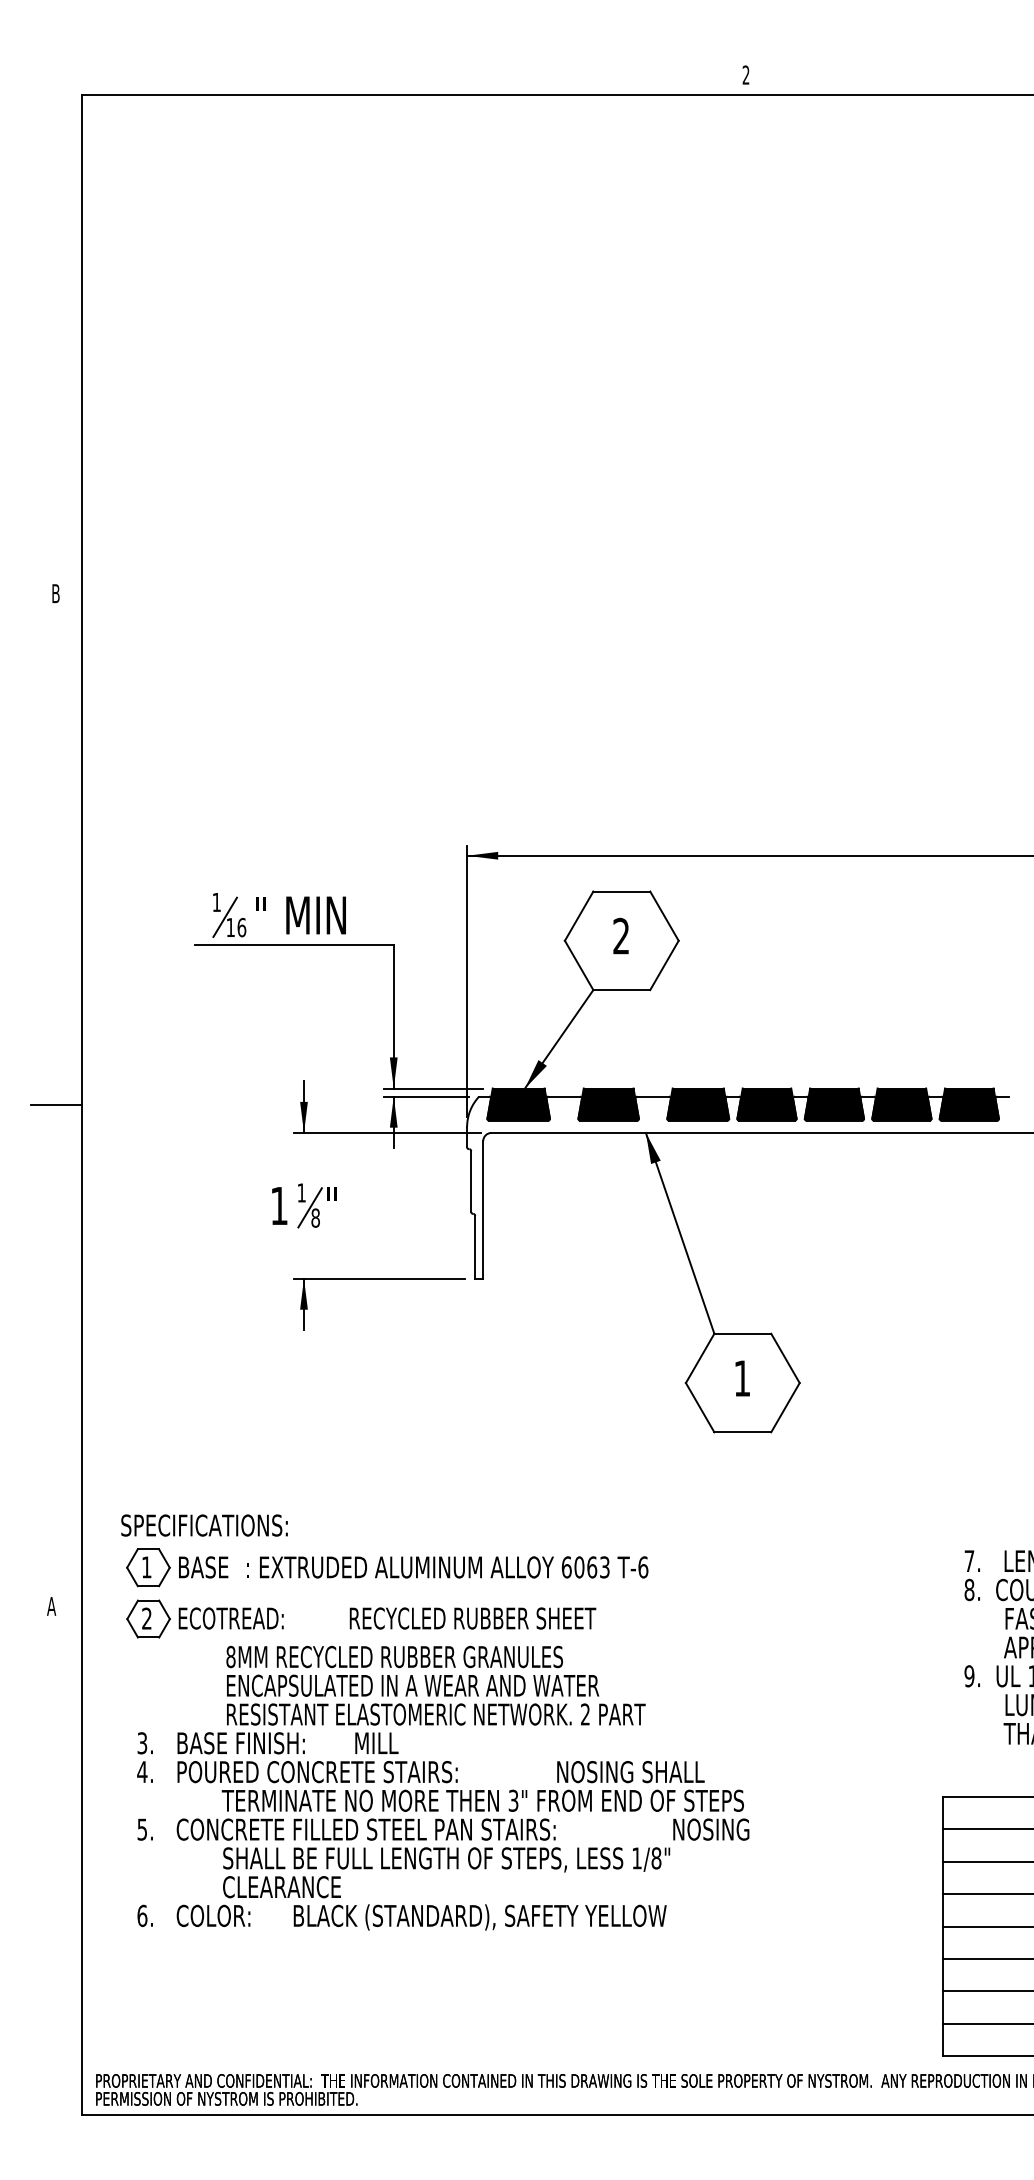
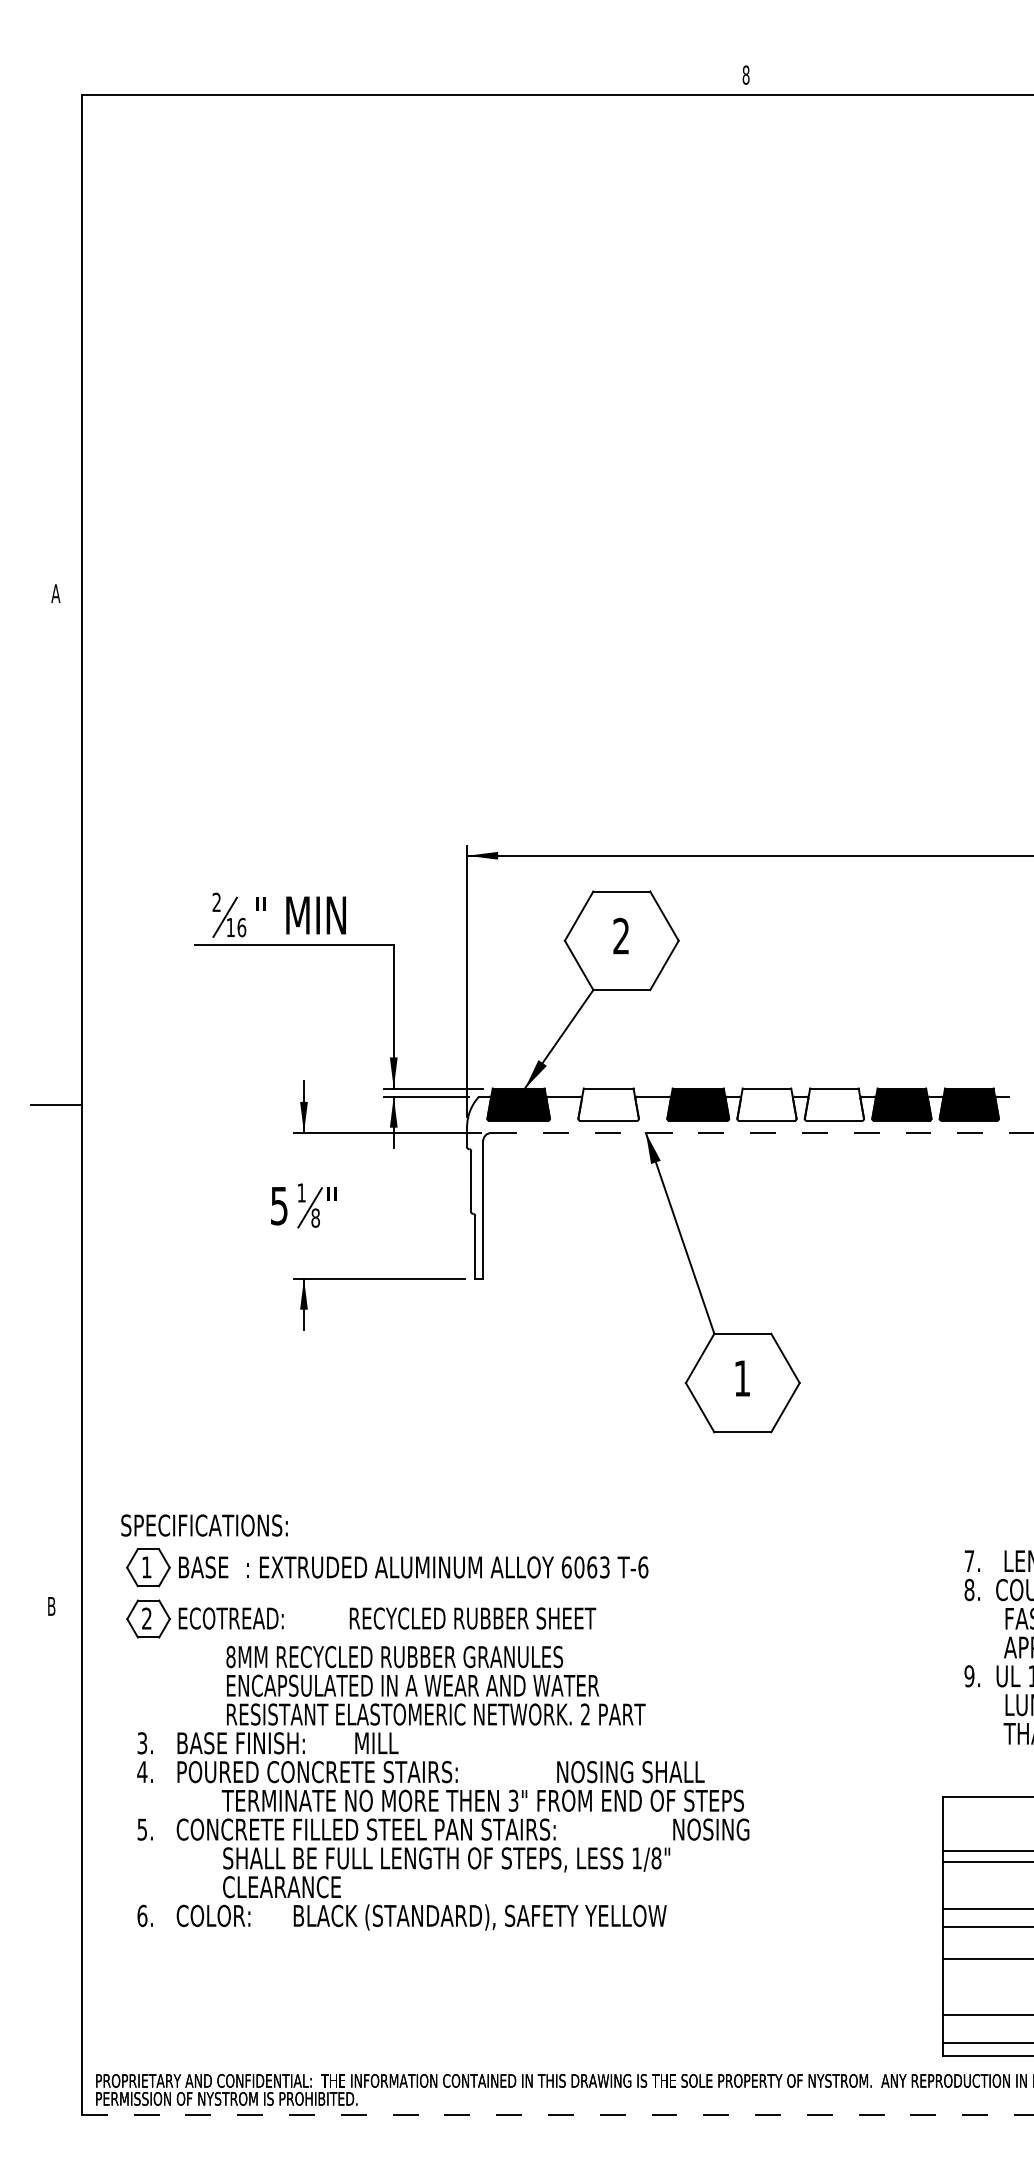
text: 2 -> 8 (745, 74)
text: B -> A (55, 593)
text: 1 -> 2 (216, 901)
fill: present -> none (608, 1104)
fill: present -> none (766, 1104)
fill: present -> none (834, 1104)
line: solid -> dashed (762, 1132)
text: 1 -> 5 (279, 1206)
text: A -> B (51, 1606)
line position: (986, 1829) -> (986, 1851) (986, 1851)
line position: (986, 1894) -> (986, 1909) (986, 1909)
line position: (986, 1991) -> (986, 2015) (986, 2015)
line position: (986, 2023) -> (986, 2042) (986, 2042)
line: solid -> dashed (557, 2114)
